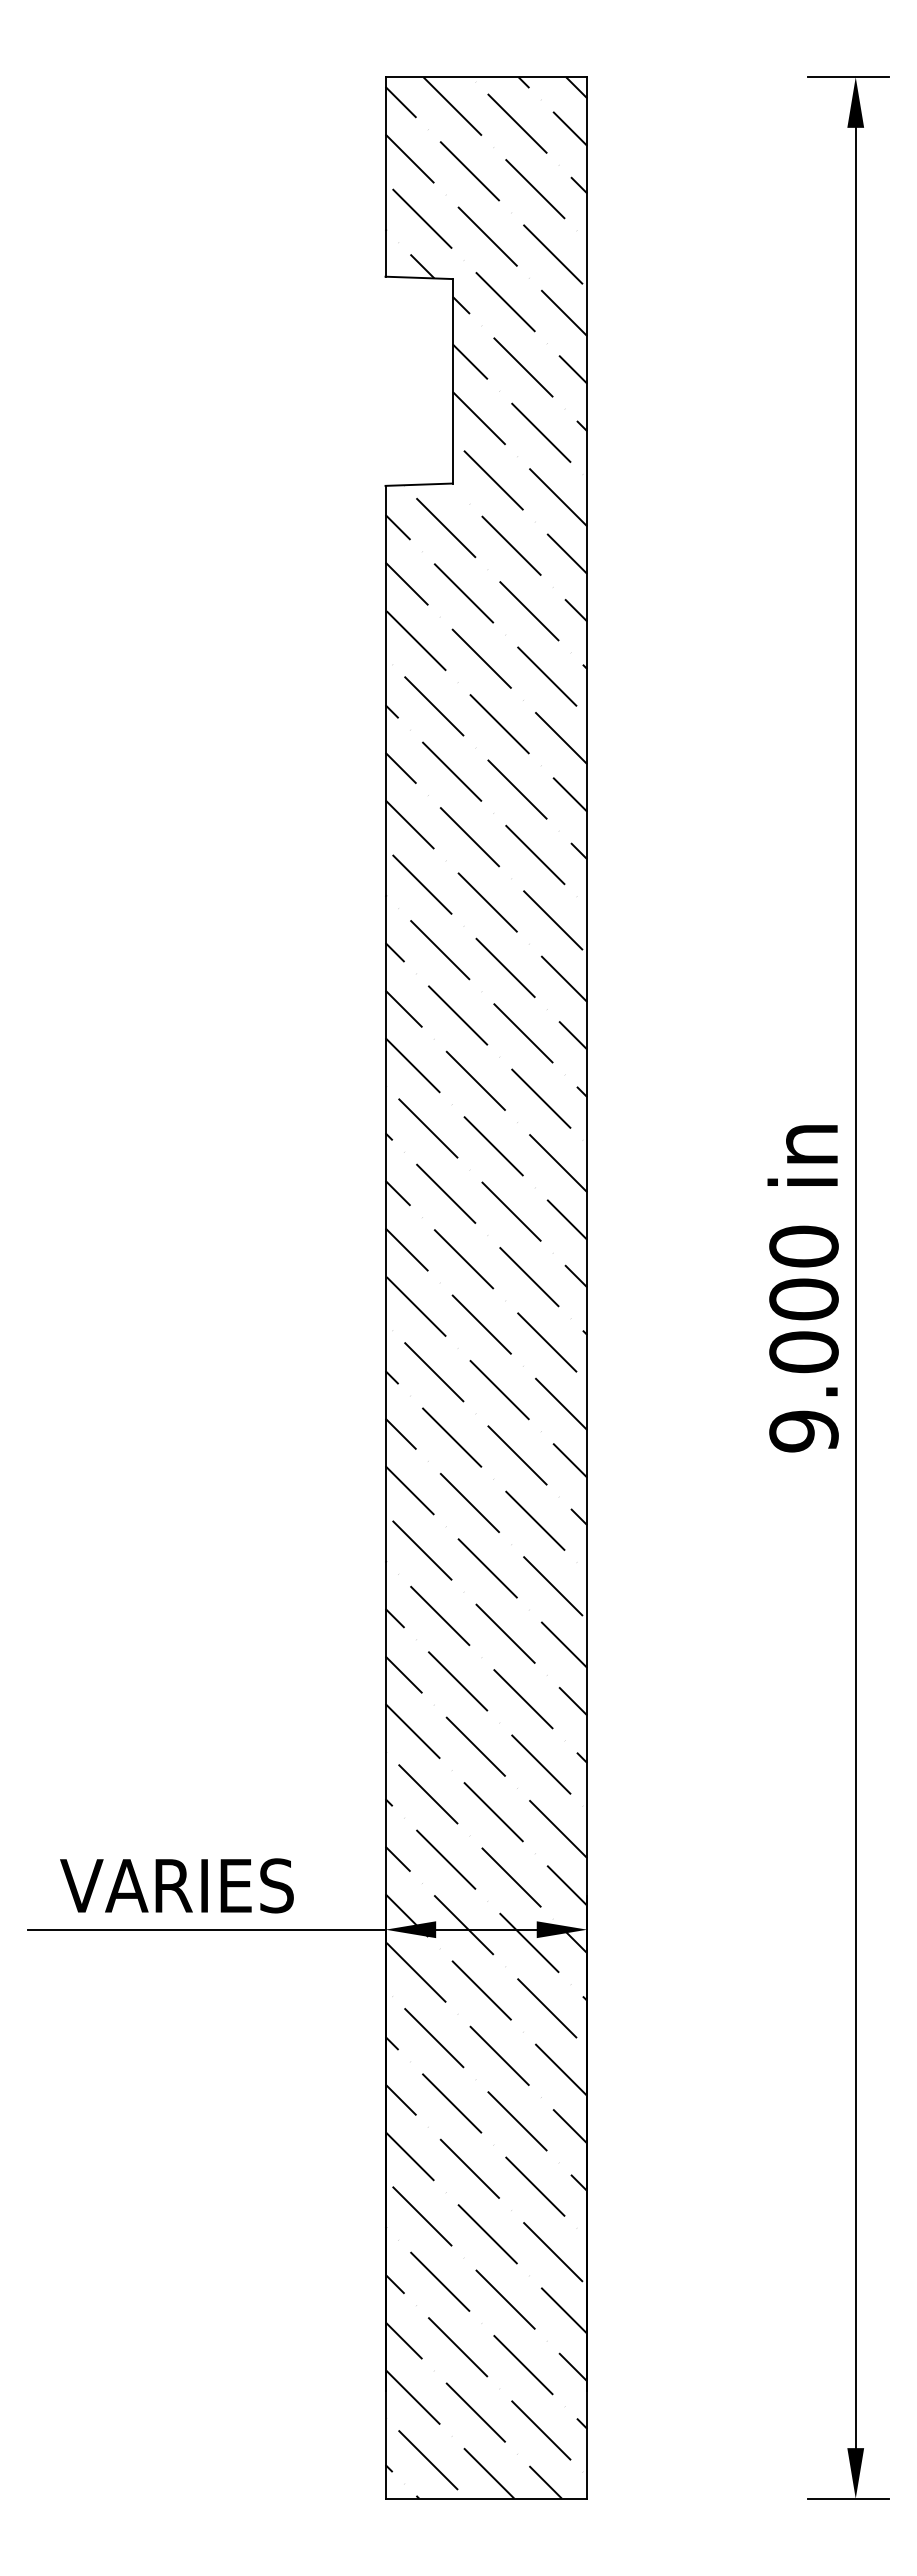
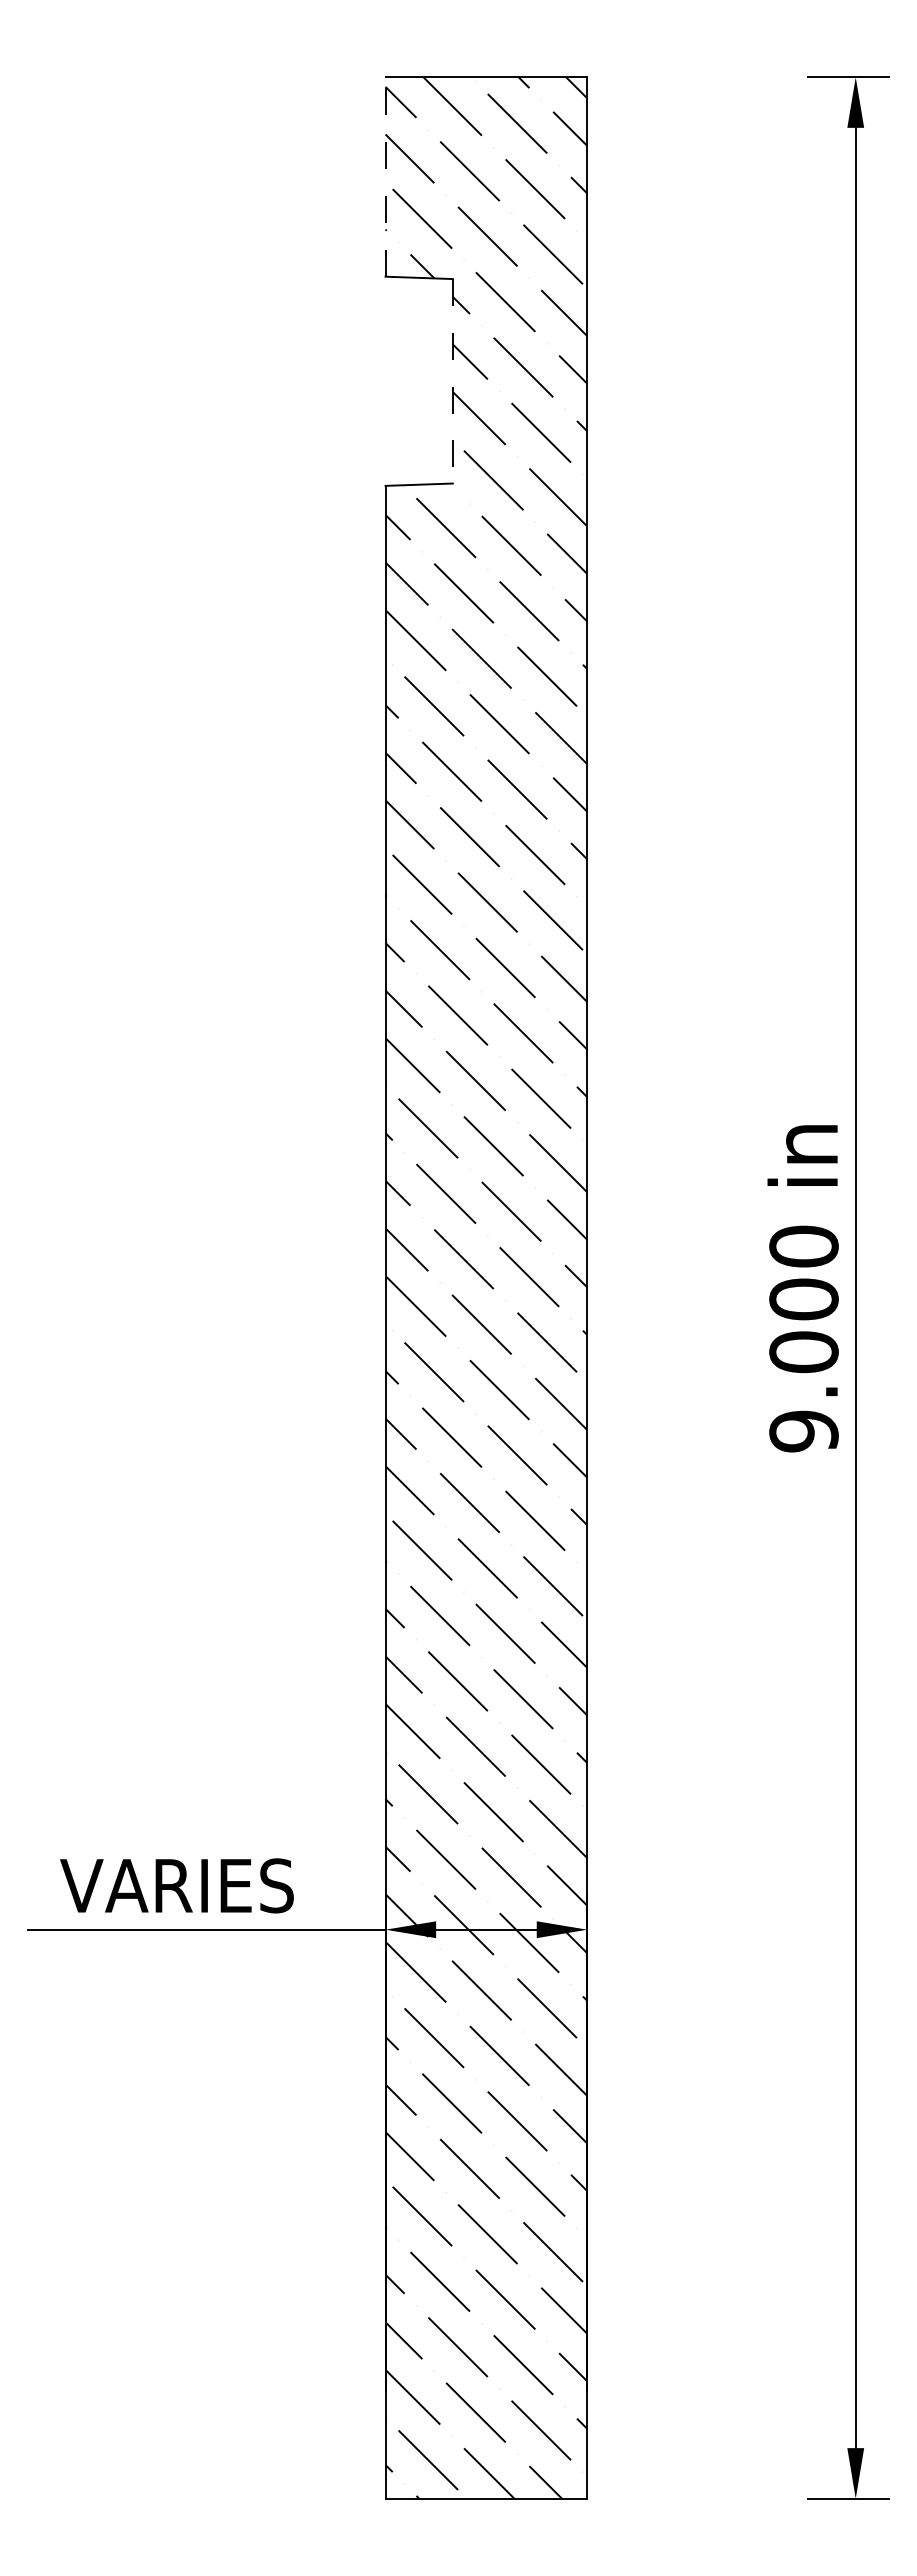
line: solid -> dashed (385, 177)
line: solid -> dashed (452, 381)
